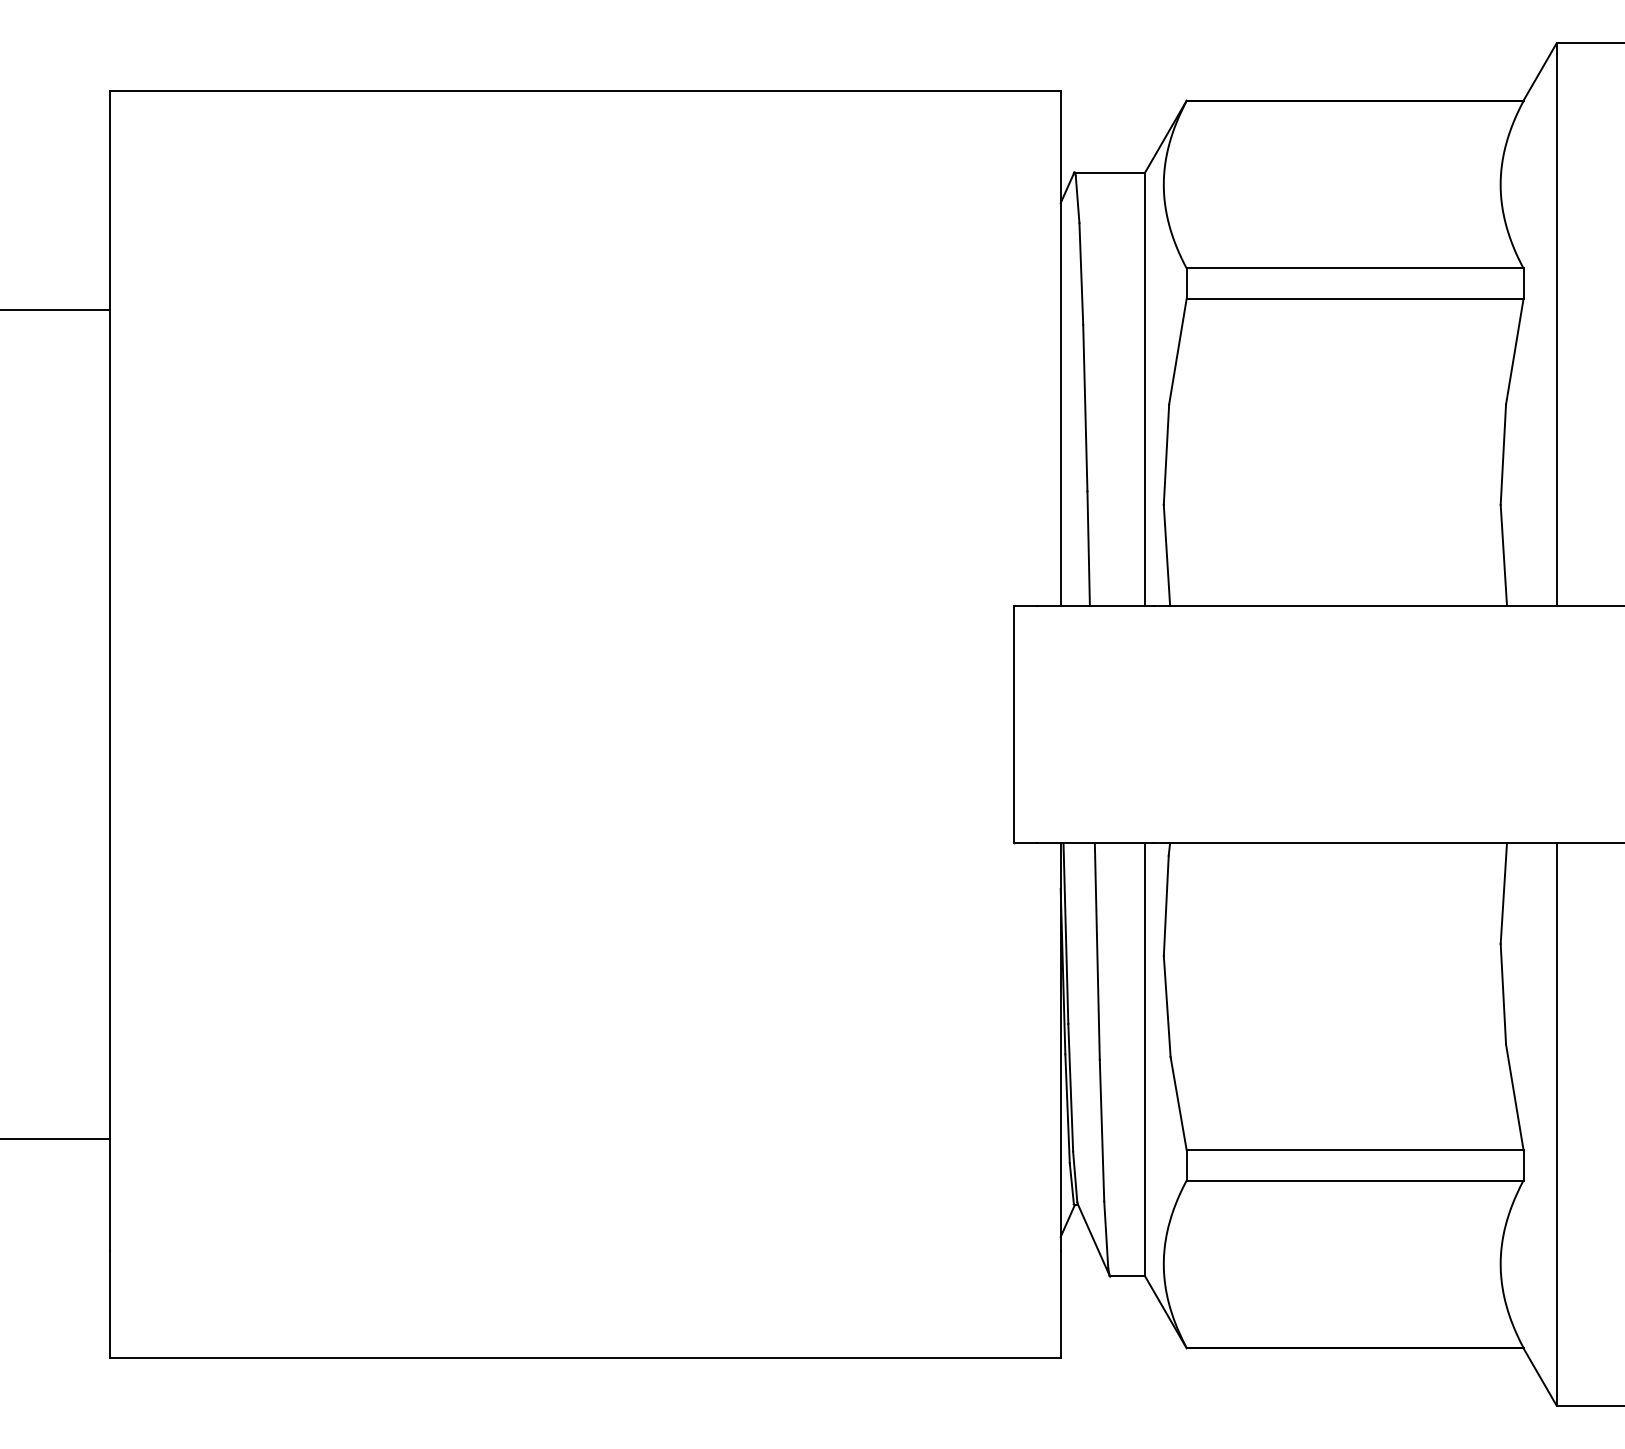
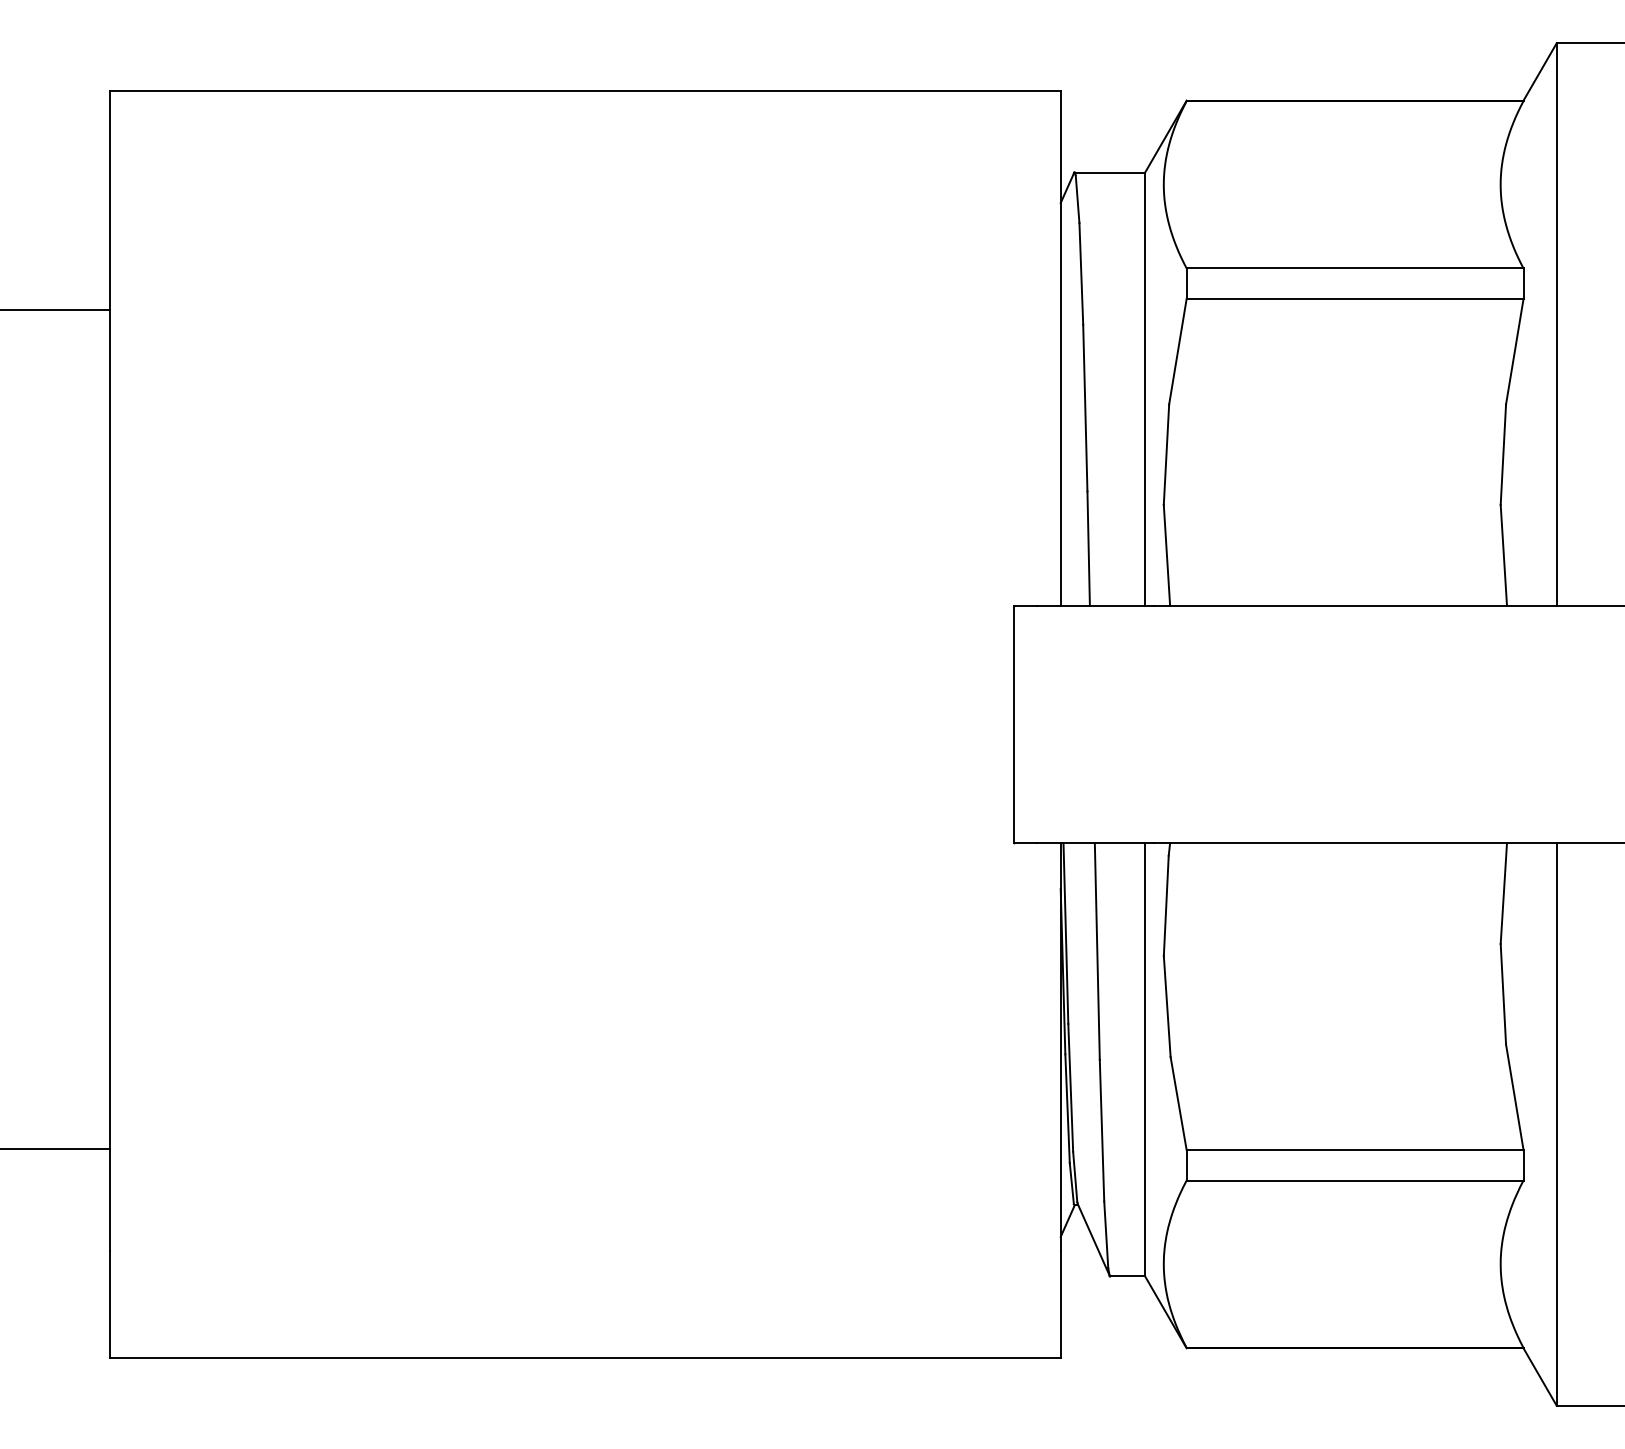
line position: (56, 1139) -> (56, 1149) (56, 1149)
